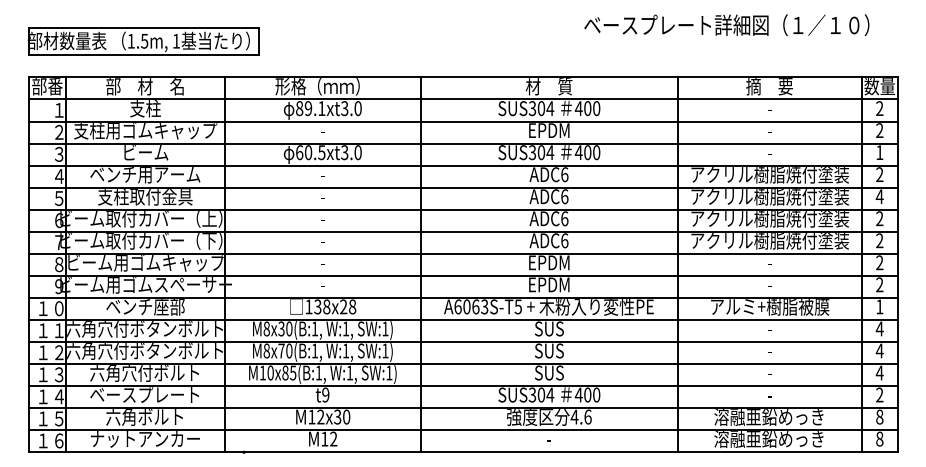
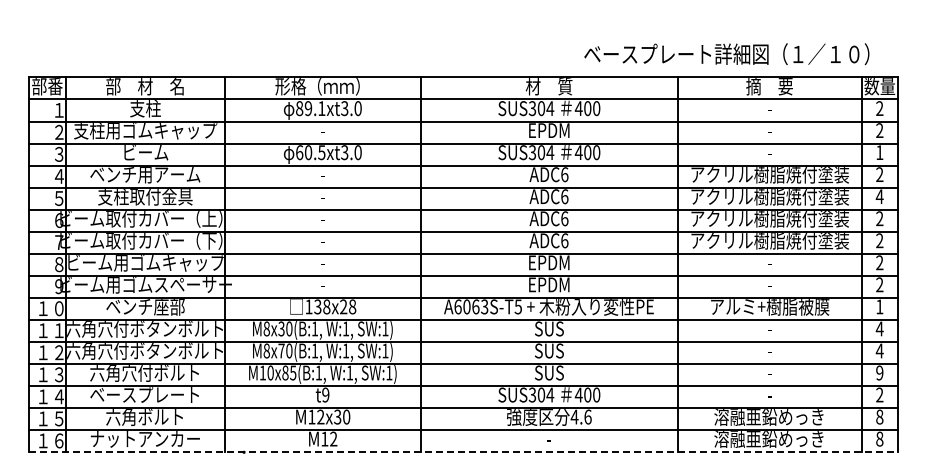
text position: (726, 25) -> (726, 54) (726, 54)
part: present -> none (143, 41)
text: 4 -> 9 (879, 372)
line: solid -> dashed (463, 452)
